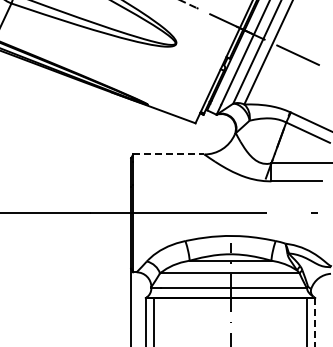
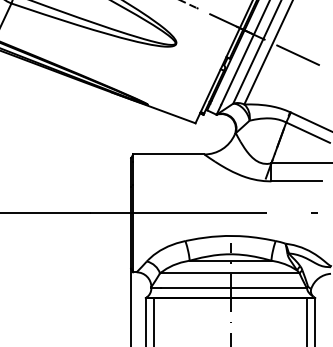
line: dashed -> solid (168, 154)
line: dashed -> solid (315, 322)
